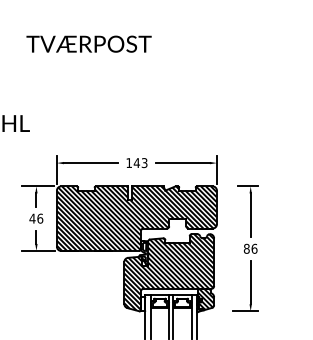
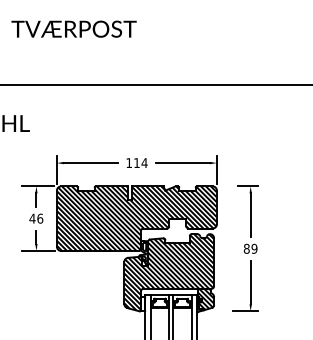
text position: (88, 43) -> (73, 28) (73, 28)
line: none -> present (155, 84)
text: 143 -> 114 (140, 163)
text: 86 -> 89 (254, 248)
